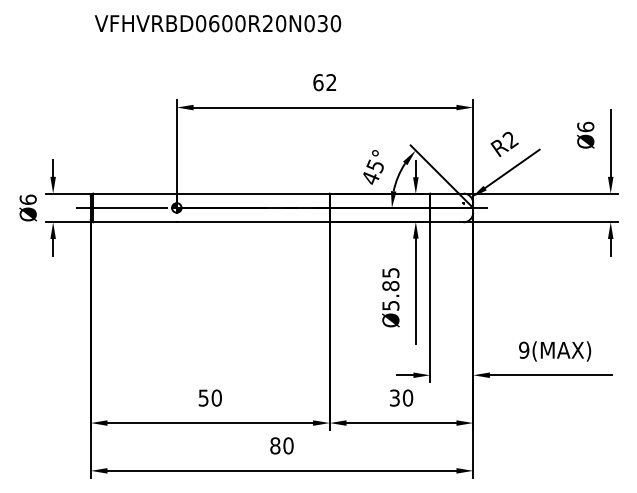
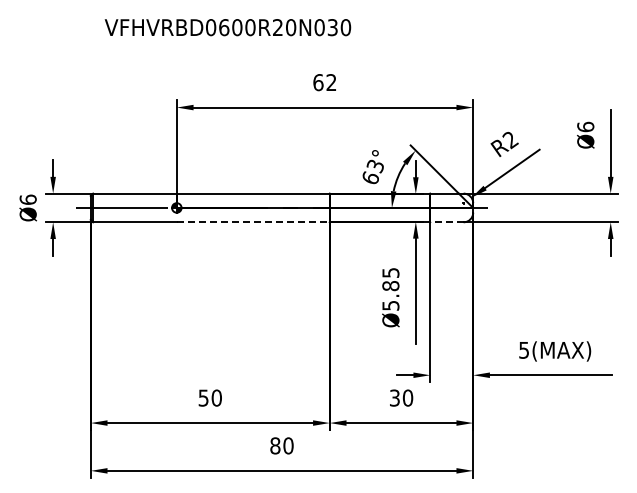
text position: (217, 23) -> (227, 27) (227, 27)
text: 45° -> 63° (372, 171)
line: solid -> dashed (253, 222)
line: solid -> dashed (446, 222)
text: 9(MAX) -> 5(MAX) (524, 349)
